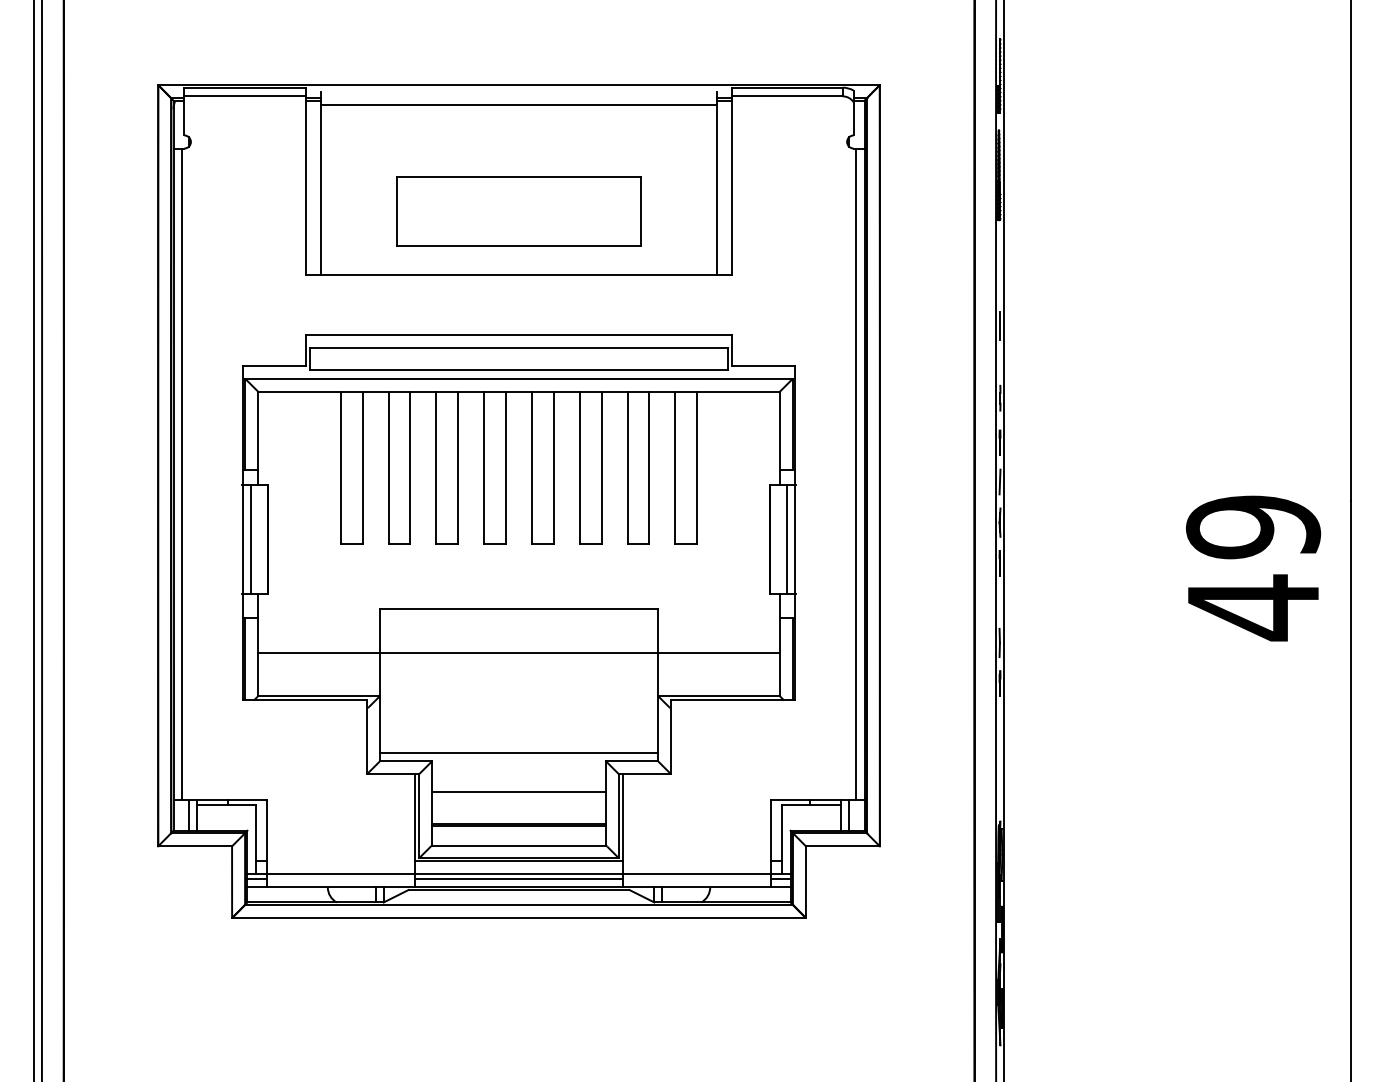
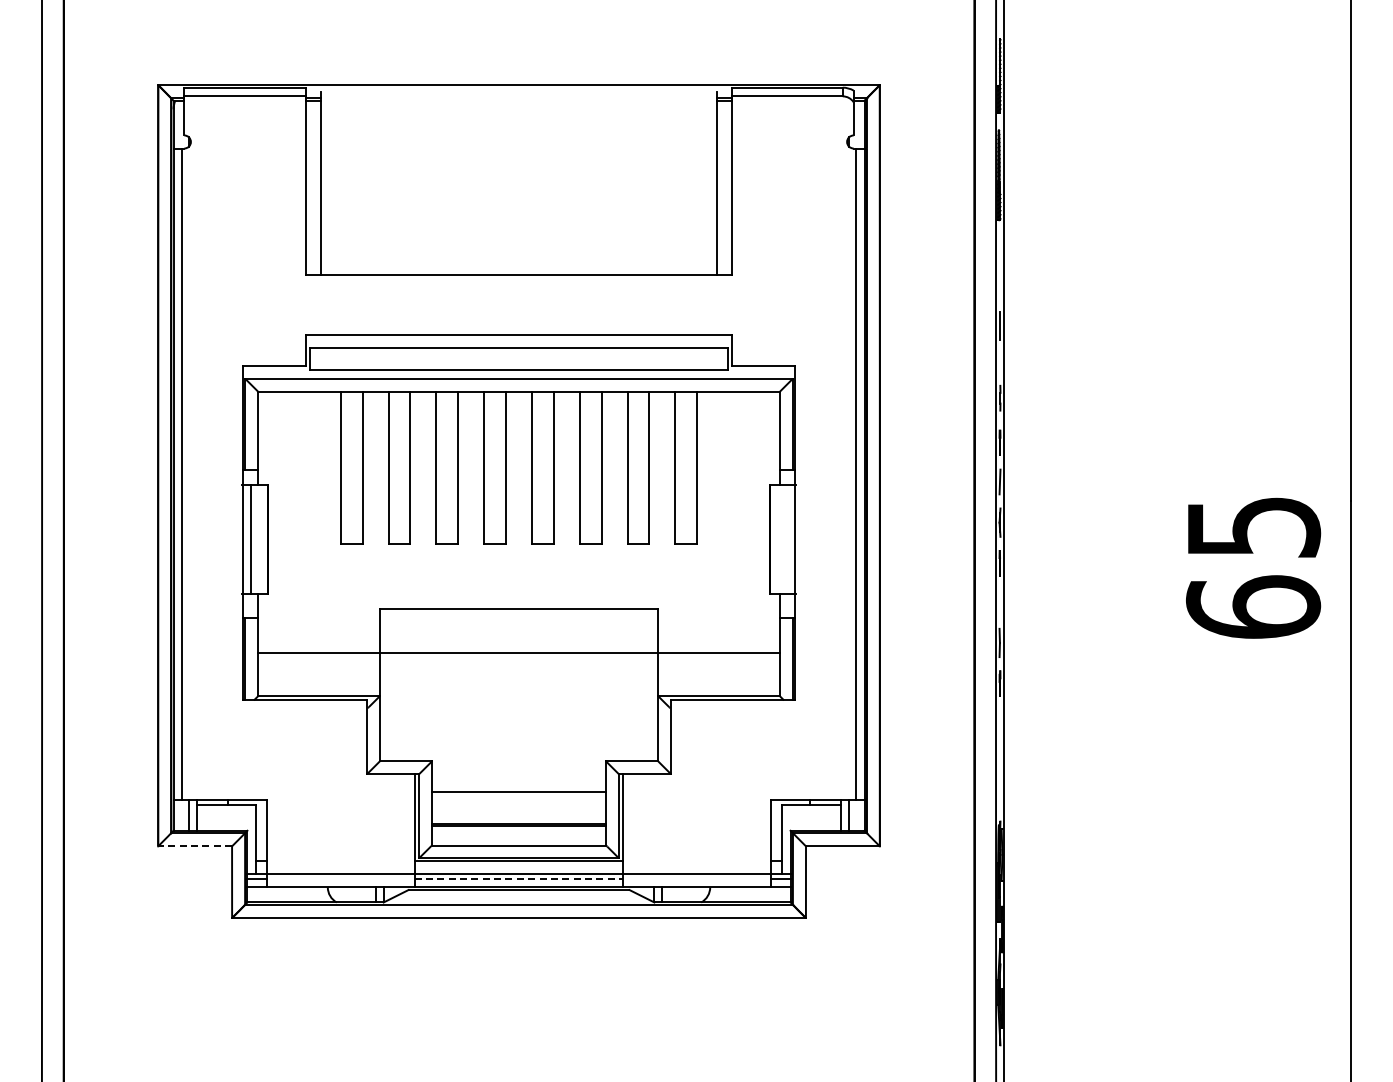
line: present -> none (518, 105)
part: present -> none (518, 211)
line: present -> none (787, 539)
line: present -> none (34, 540)
text: 49 -> 65 (1253, 568)
line: present -> none (518, 752)
line: solid -> dashed (195, 846)
line: solid -> dashed (519, 878)
